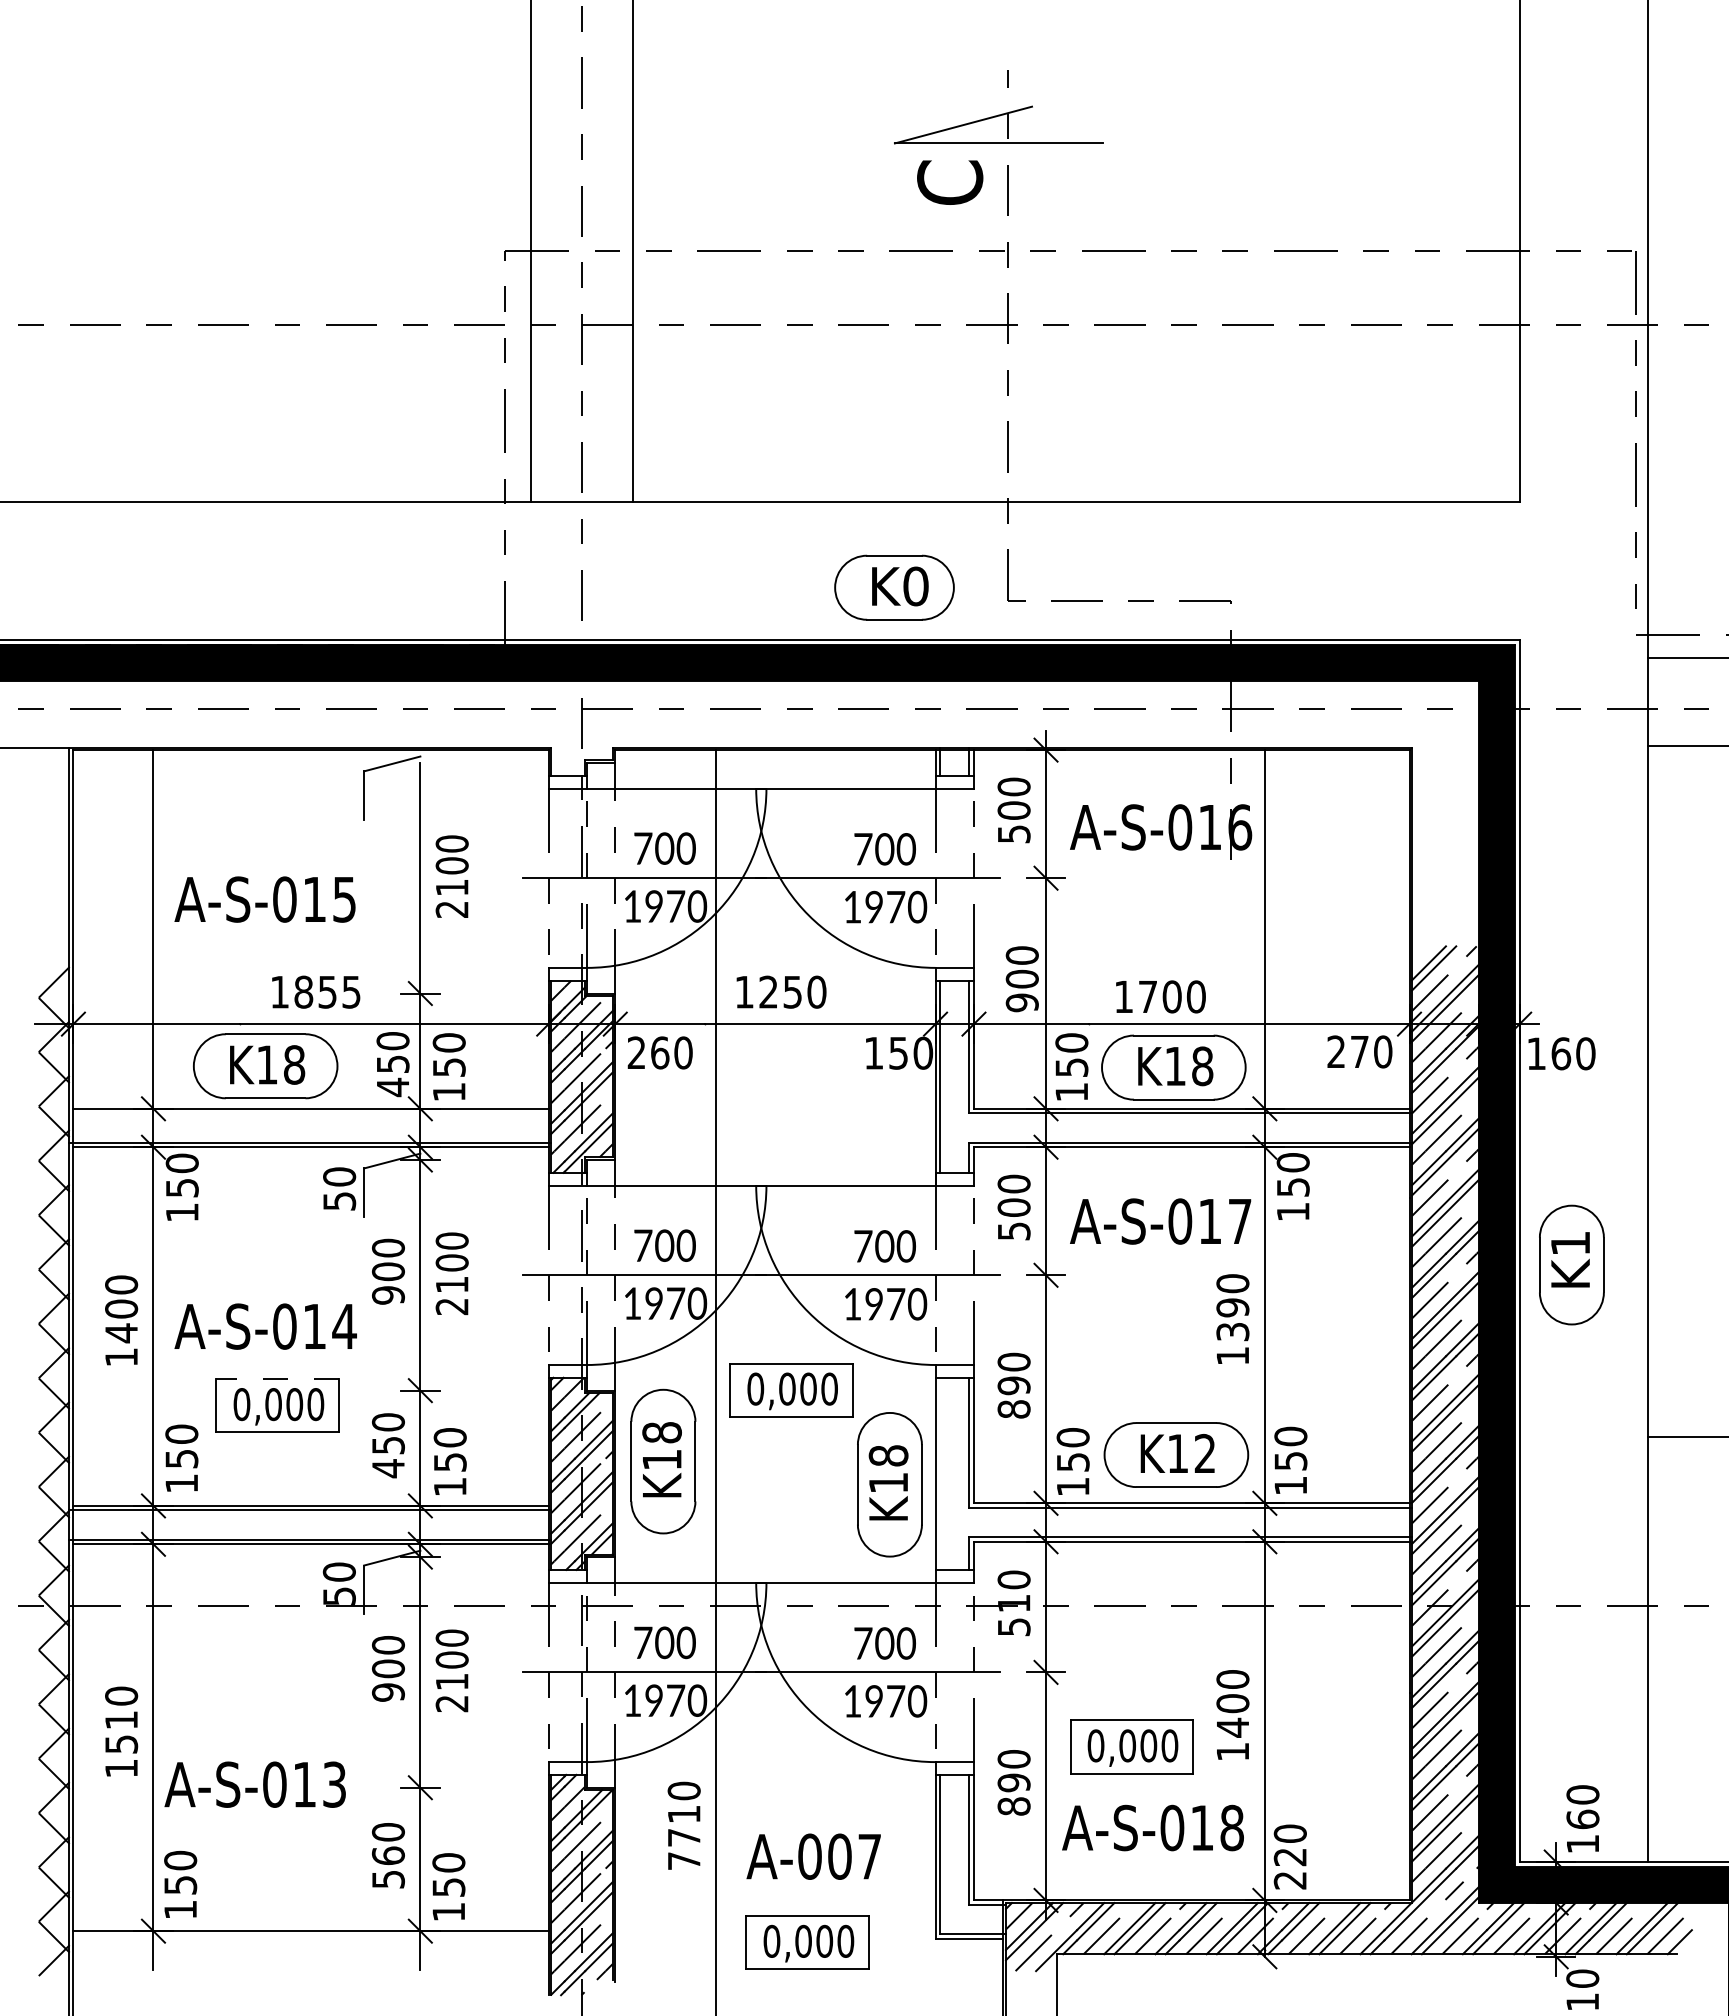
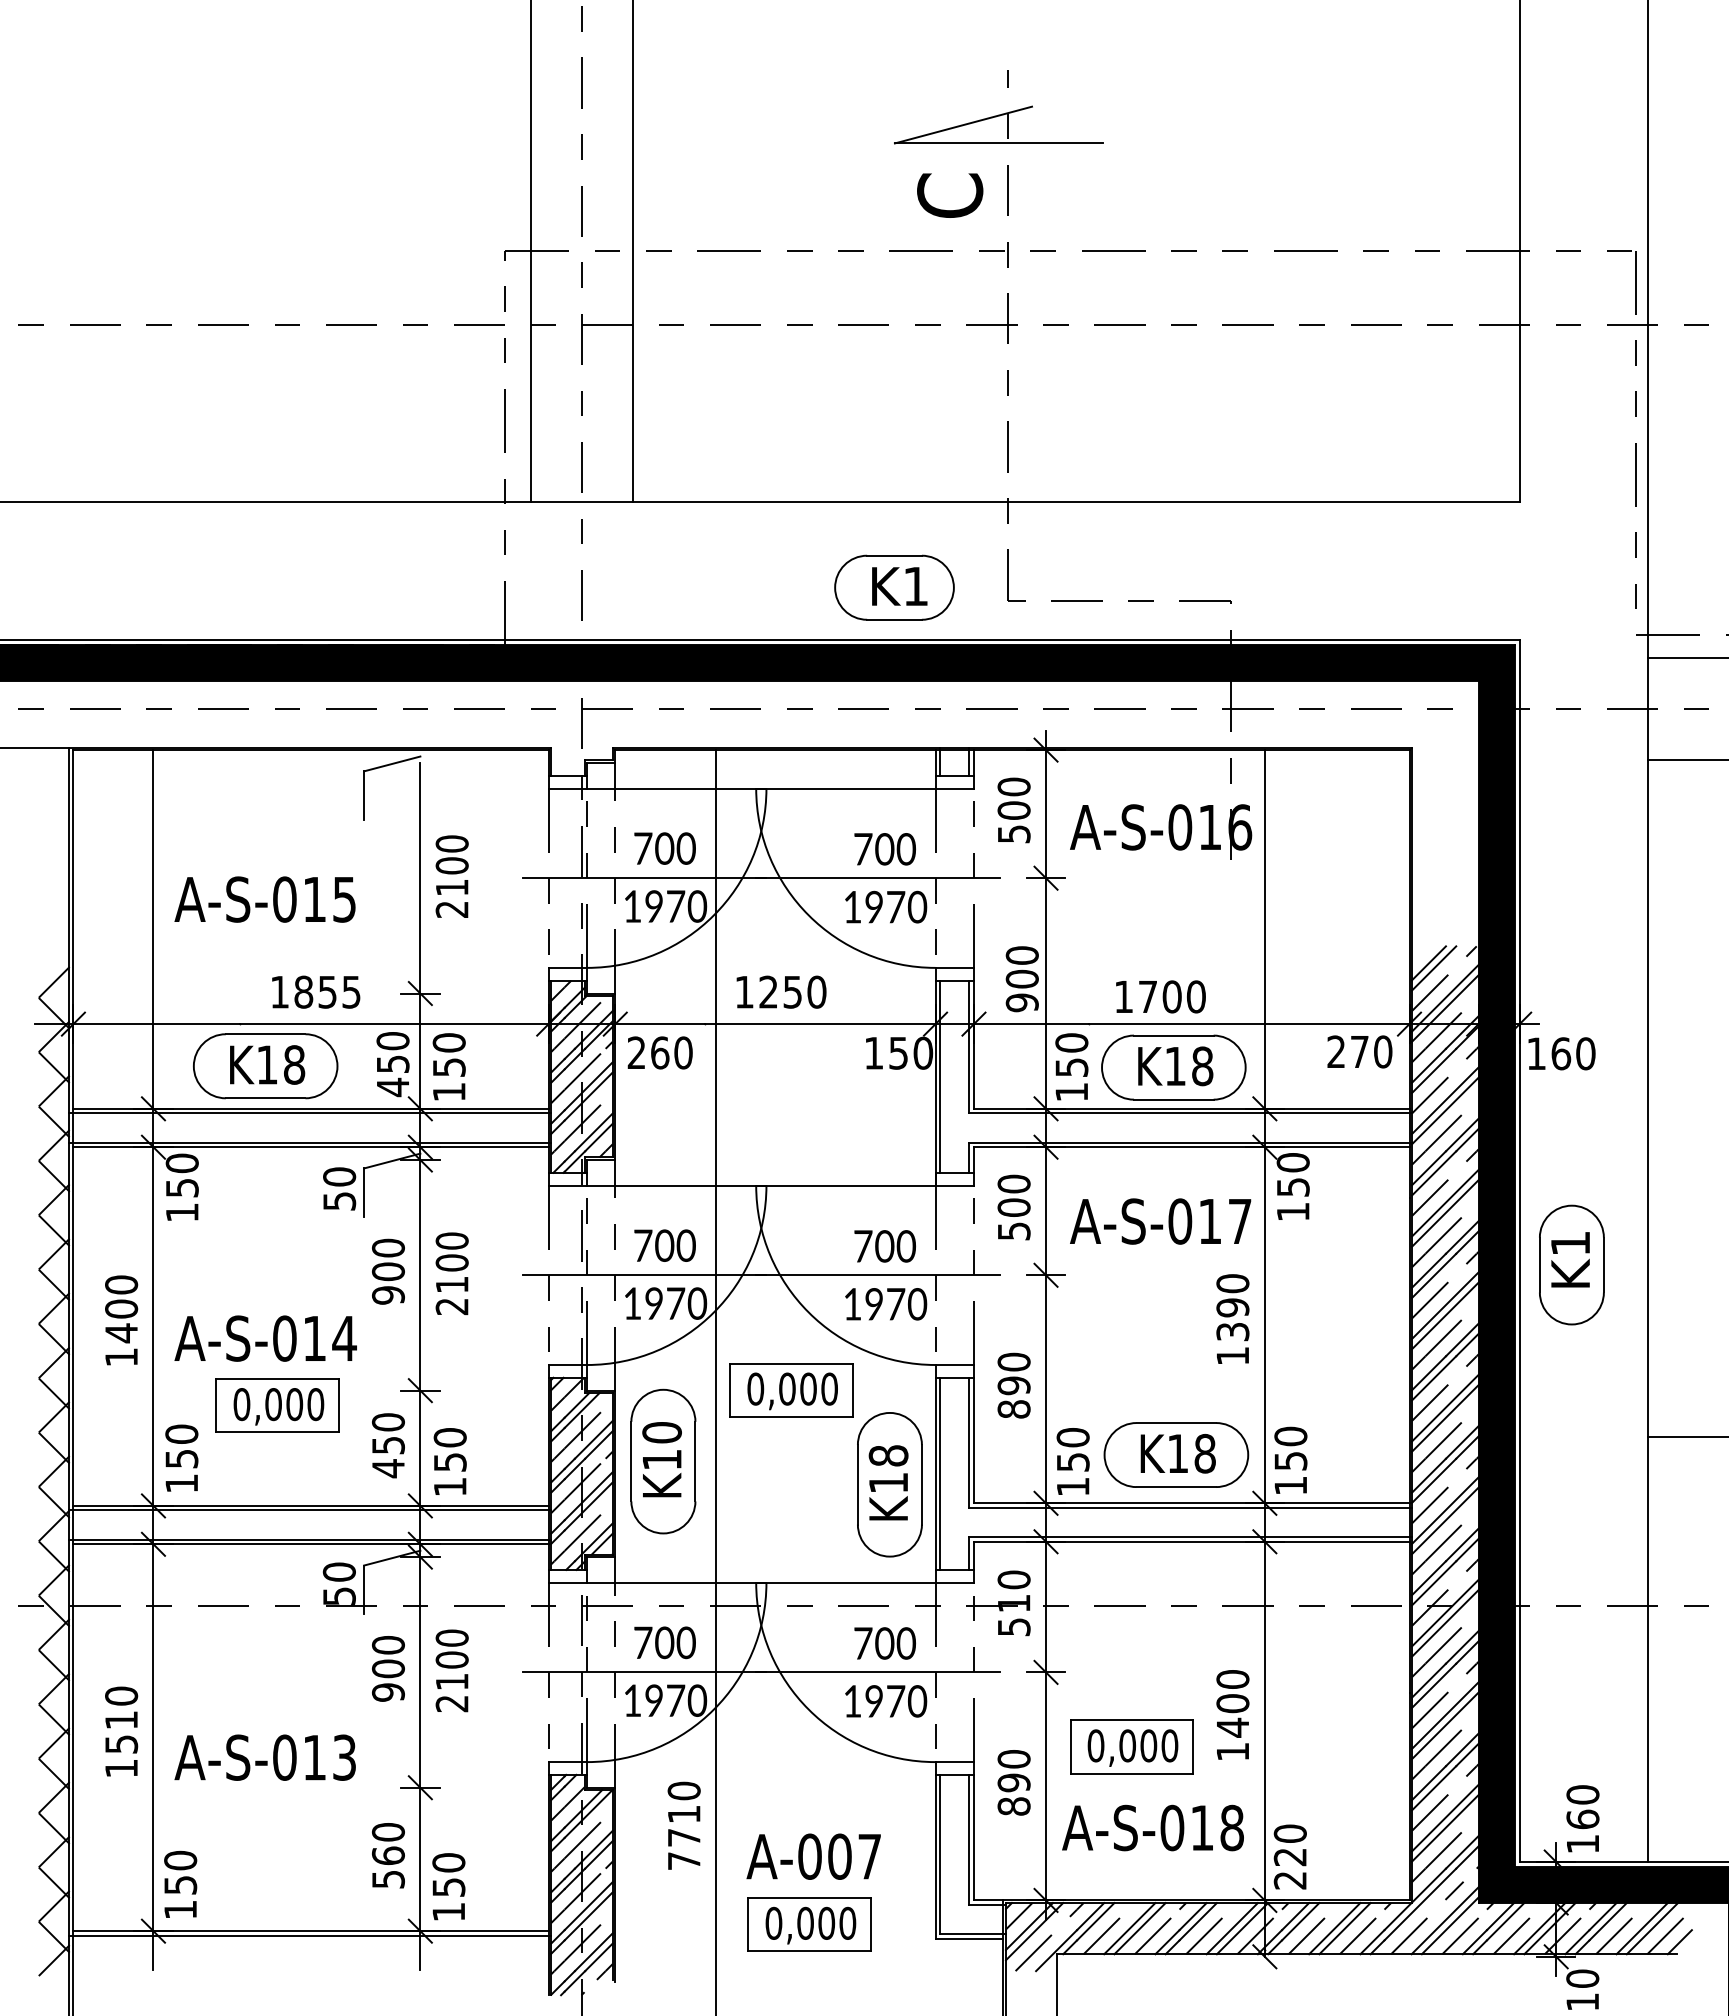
text position: (950, 182) -> (950, 195) (950, 195)
text: K0 -> K1 (915, 586)
line position: (1686, 746) -> (1686, 760) (1686, 760)
line: none -> present (309, 1113)
text position: (265, 1326) -> (265, 1338) (265, 1338)
line: dashed -> solid (277, 1378)
text: K18 -> K10 (661, 1432)
text: K12 -> K18 (1204, 1453)
line: none -> present (940, 1473)
text position: (254, 1784) -> (264, 1757) (264, 1757)
line: none -> present (309, 1935)
part position: (807, 1942) -> (809, 1924) (809, 1924)
